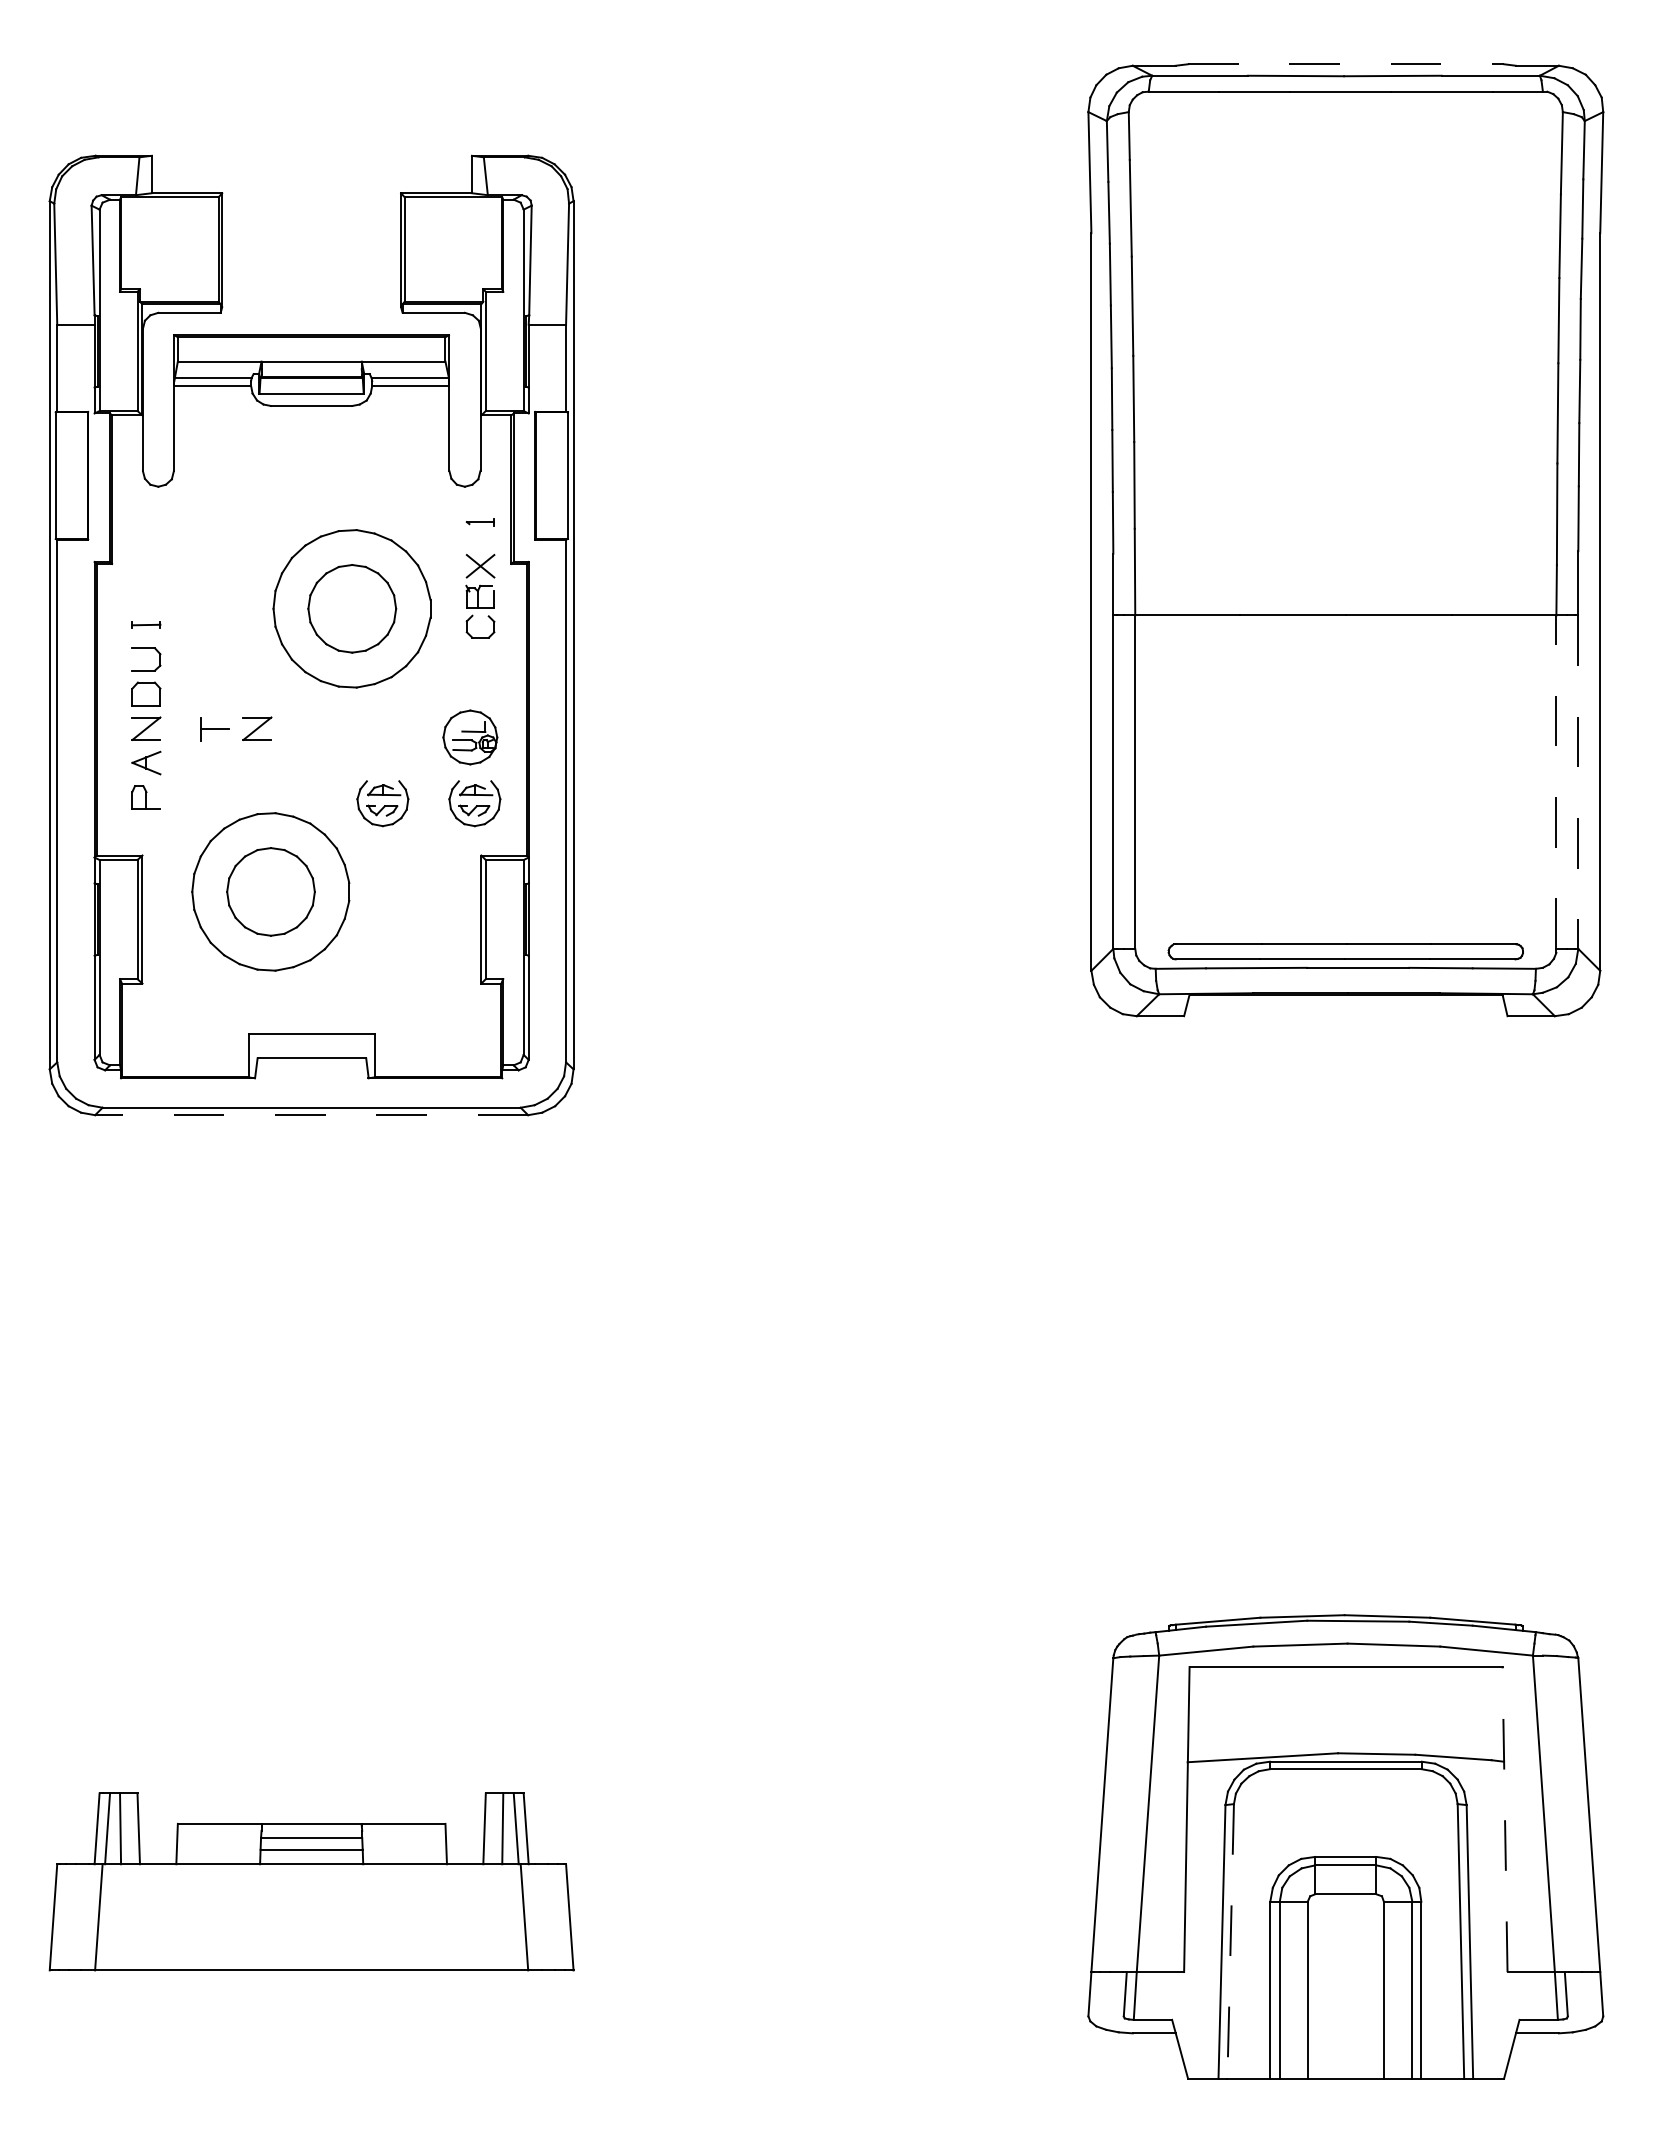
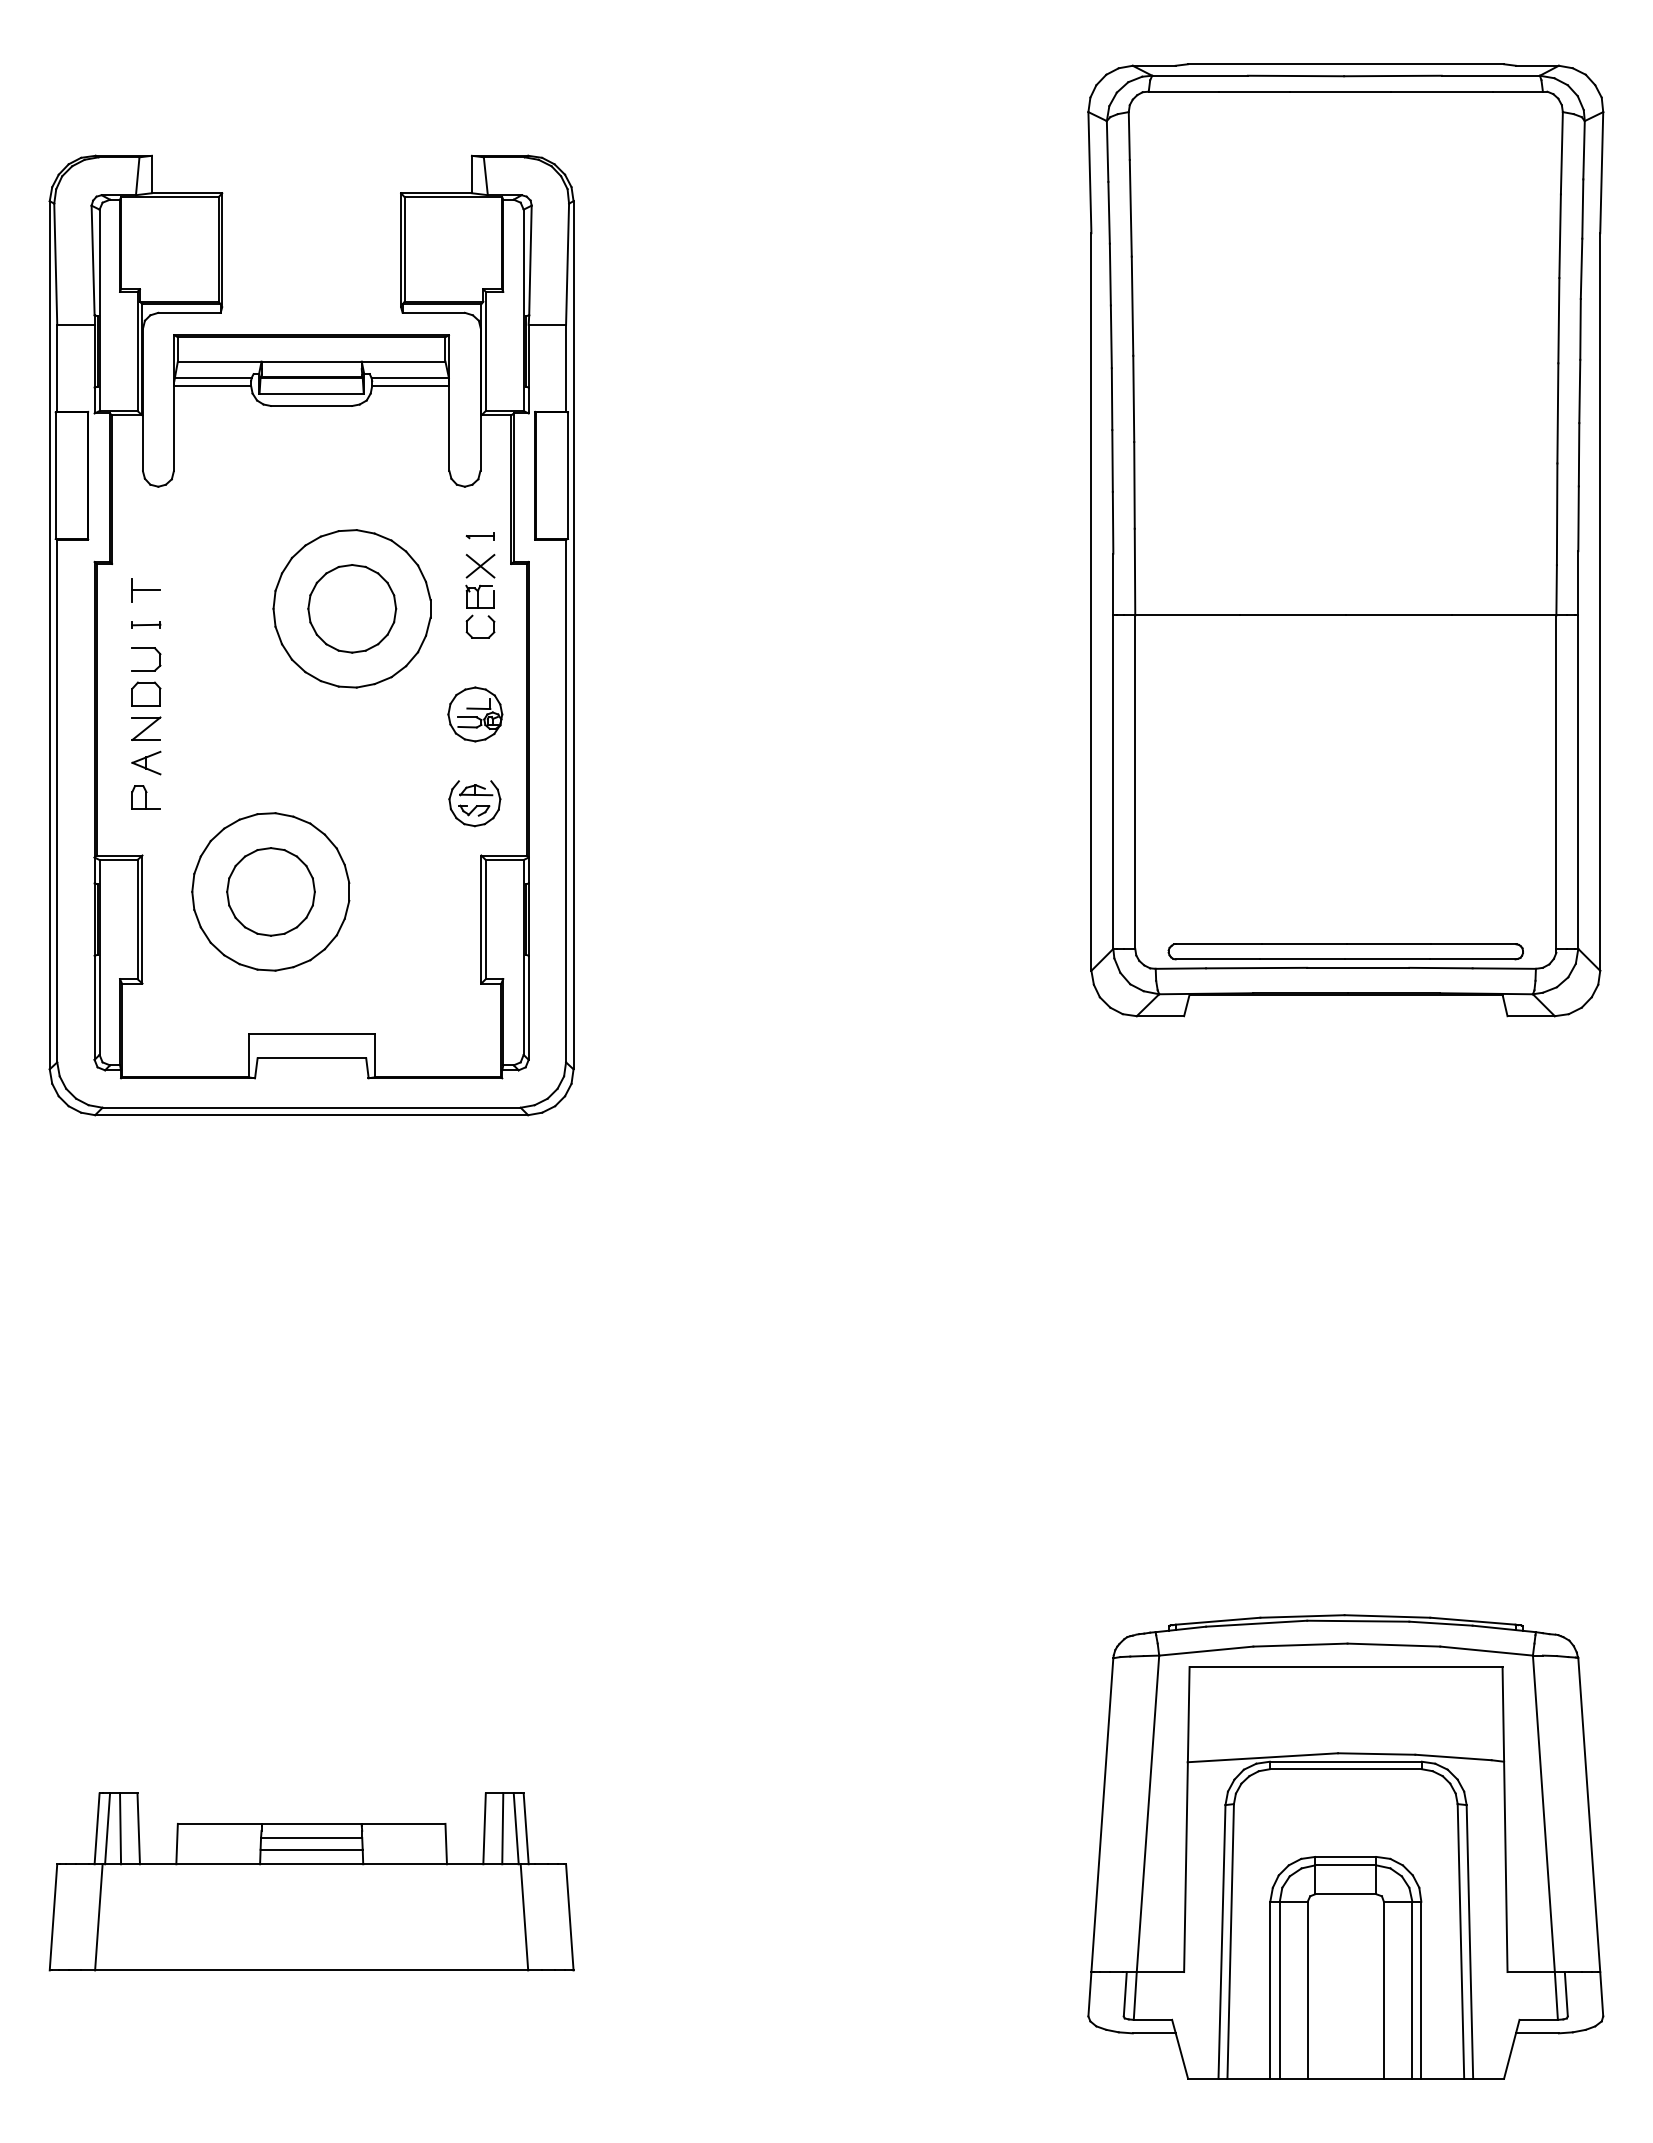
line: dashed -> solid (1346, 64)
part position: (479, 522) -> (479, 536) (479, 536)
part: present -> none (257, 728)
part position: (214, 729) -> (145, 590) (145, 590)
part position: (470, 737) -> (475, 714) (475, 714)
line: dashed -> solid (1556, 782)
line: dashed -> solid (1578, 782)
part: present -> none (382, 803)
line: dashed -> solid (311, 1115)
line: dashed -> solid (1505, 1819)
line: dashed -> solid (1230, 1941)
